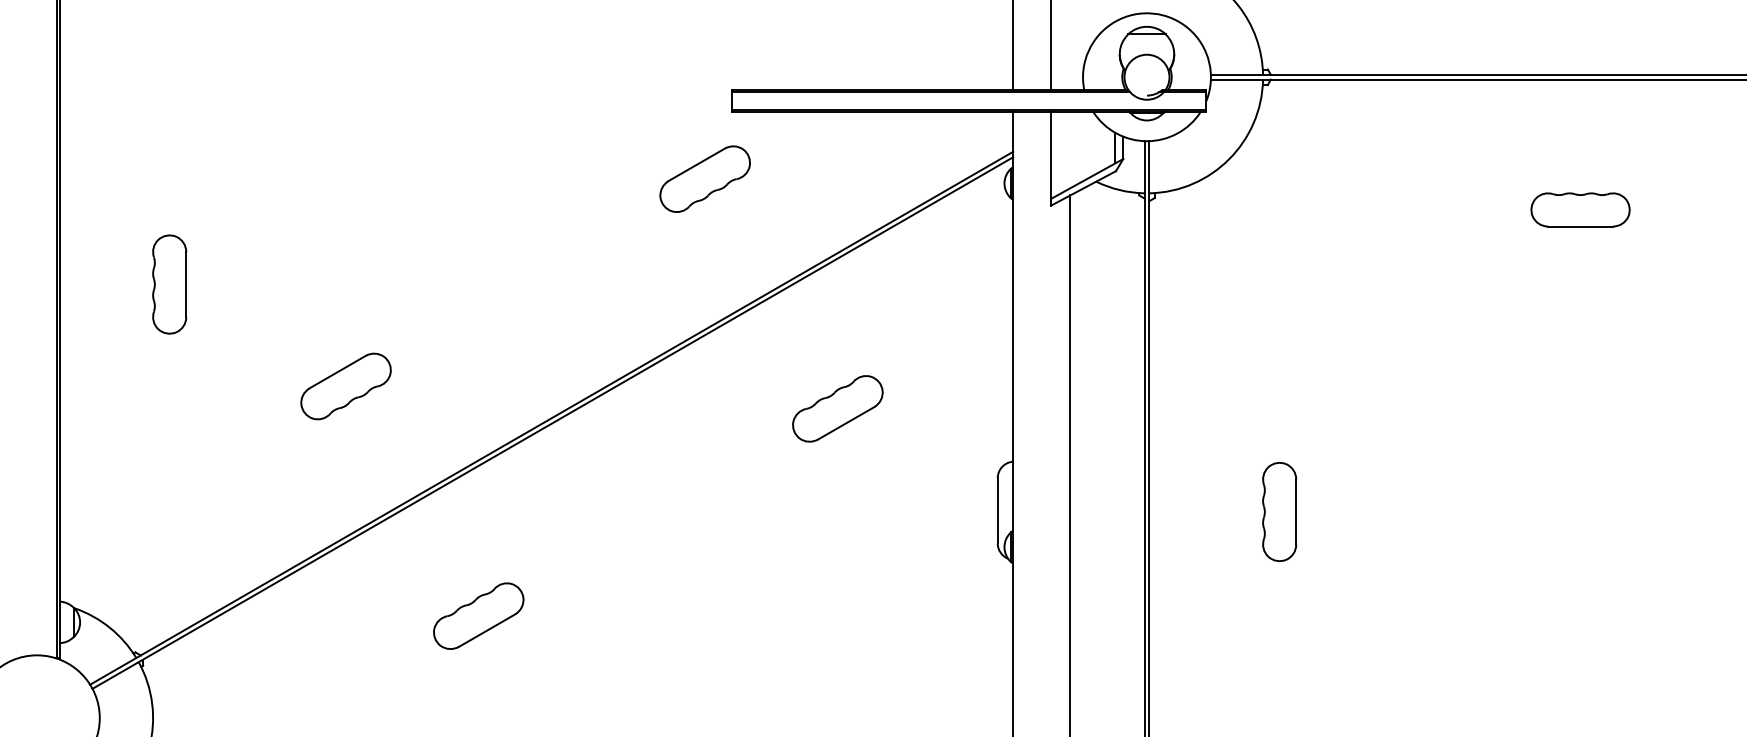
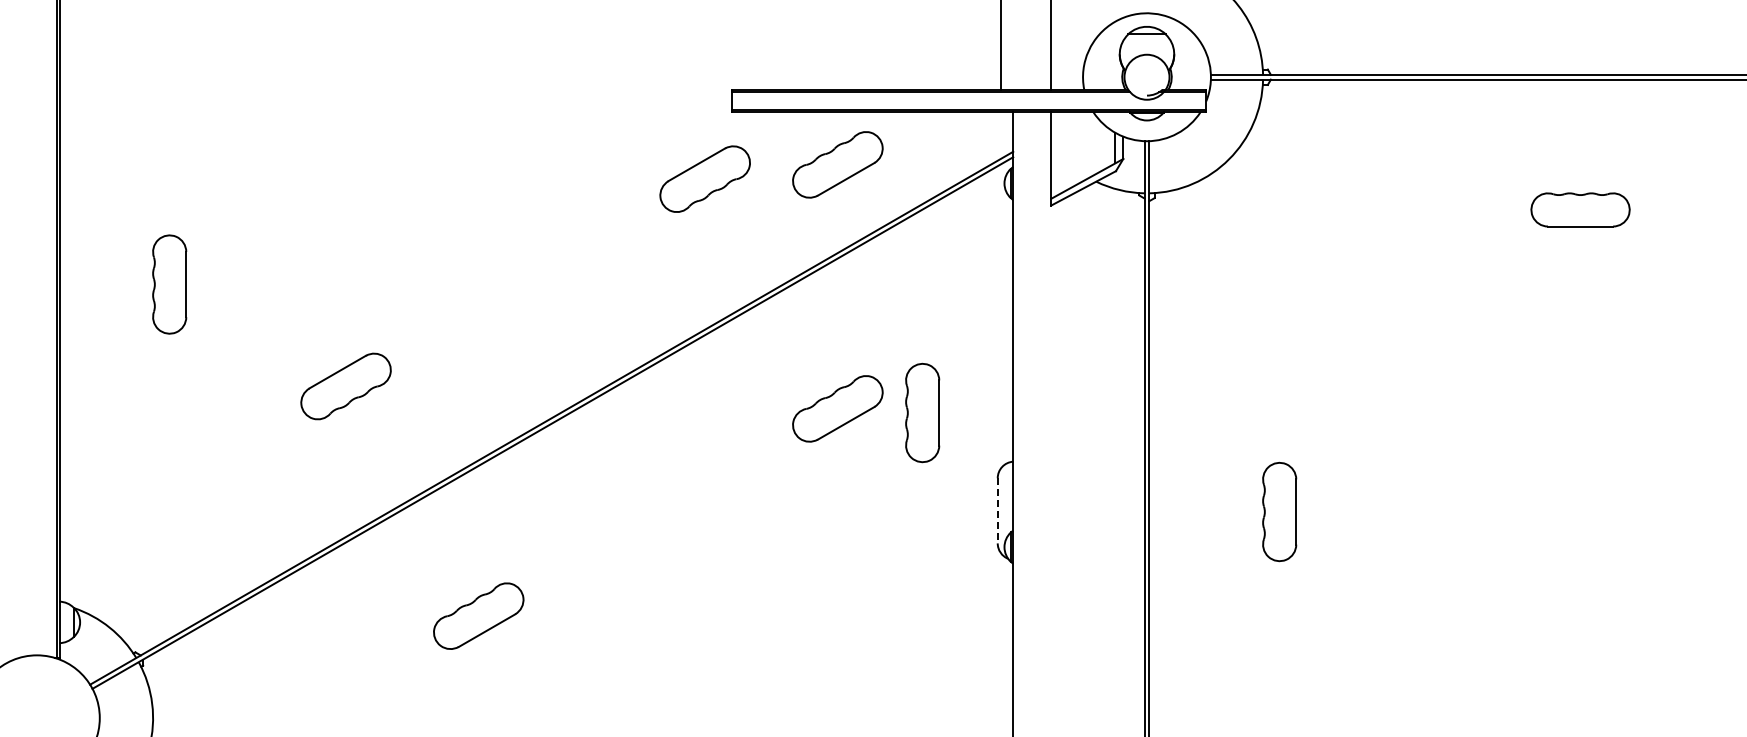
line position: (1013, 45) -> (1001, 45) (1001, 45)
part: none -> present (837, 164)
part: none -> present (922, 412)
line: present -> none (1070, 464)
line: solid -> dashed (997, 510)
